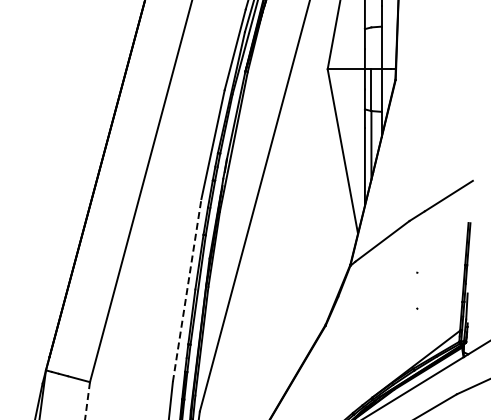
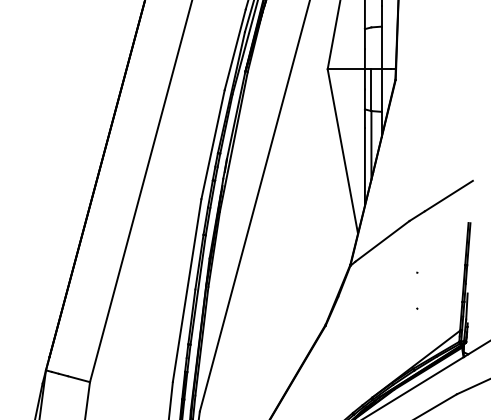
line: dashed -> solid (187, 290)
line: dashed -> solid (87, 400)
